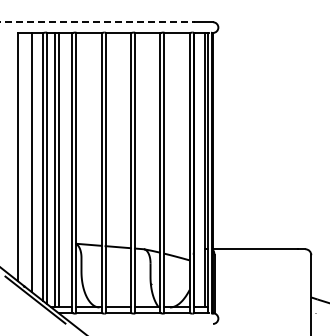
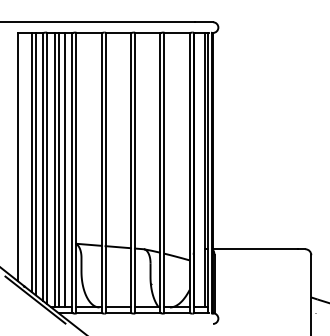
line: dashed -> solid (98, 22)
line: none -> present (35, 163)
line: none -> present (65, 169)
